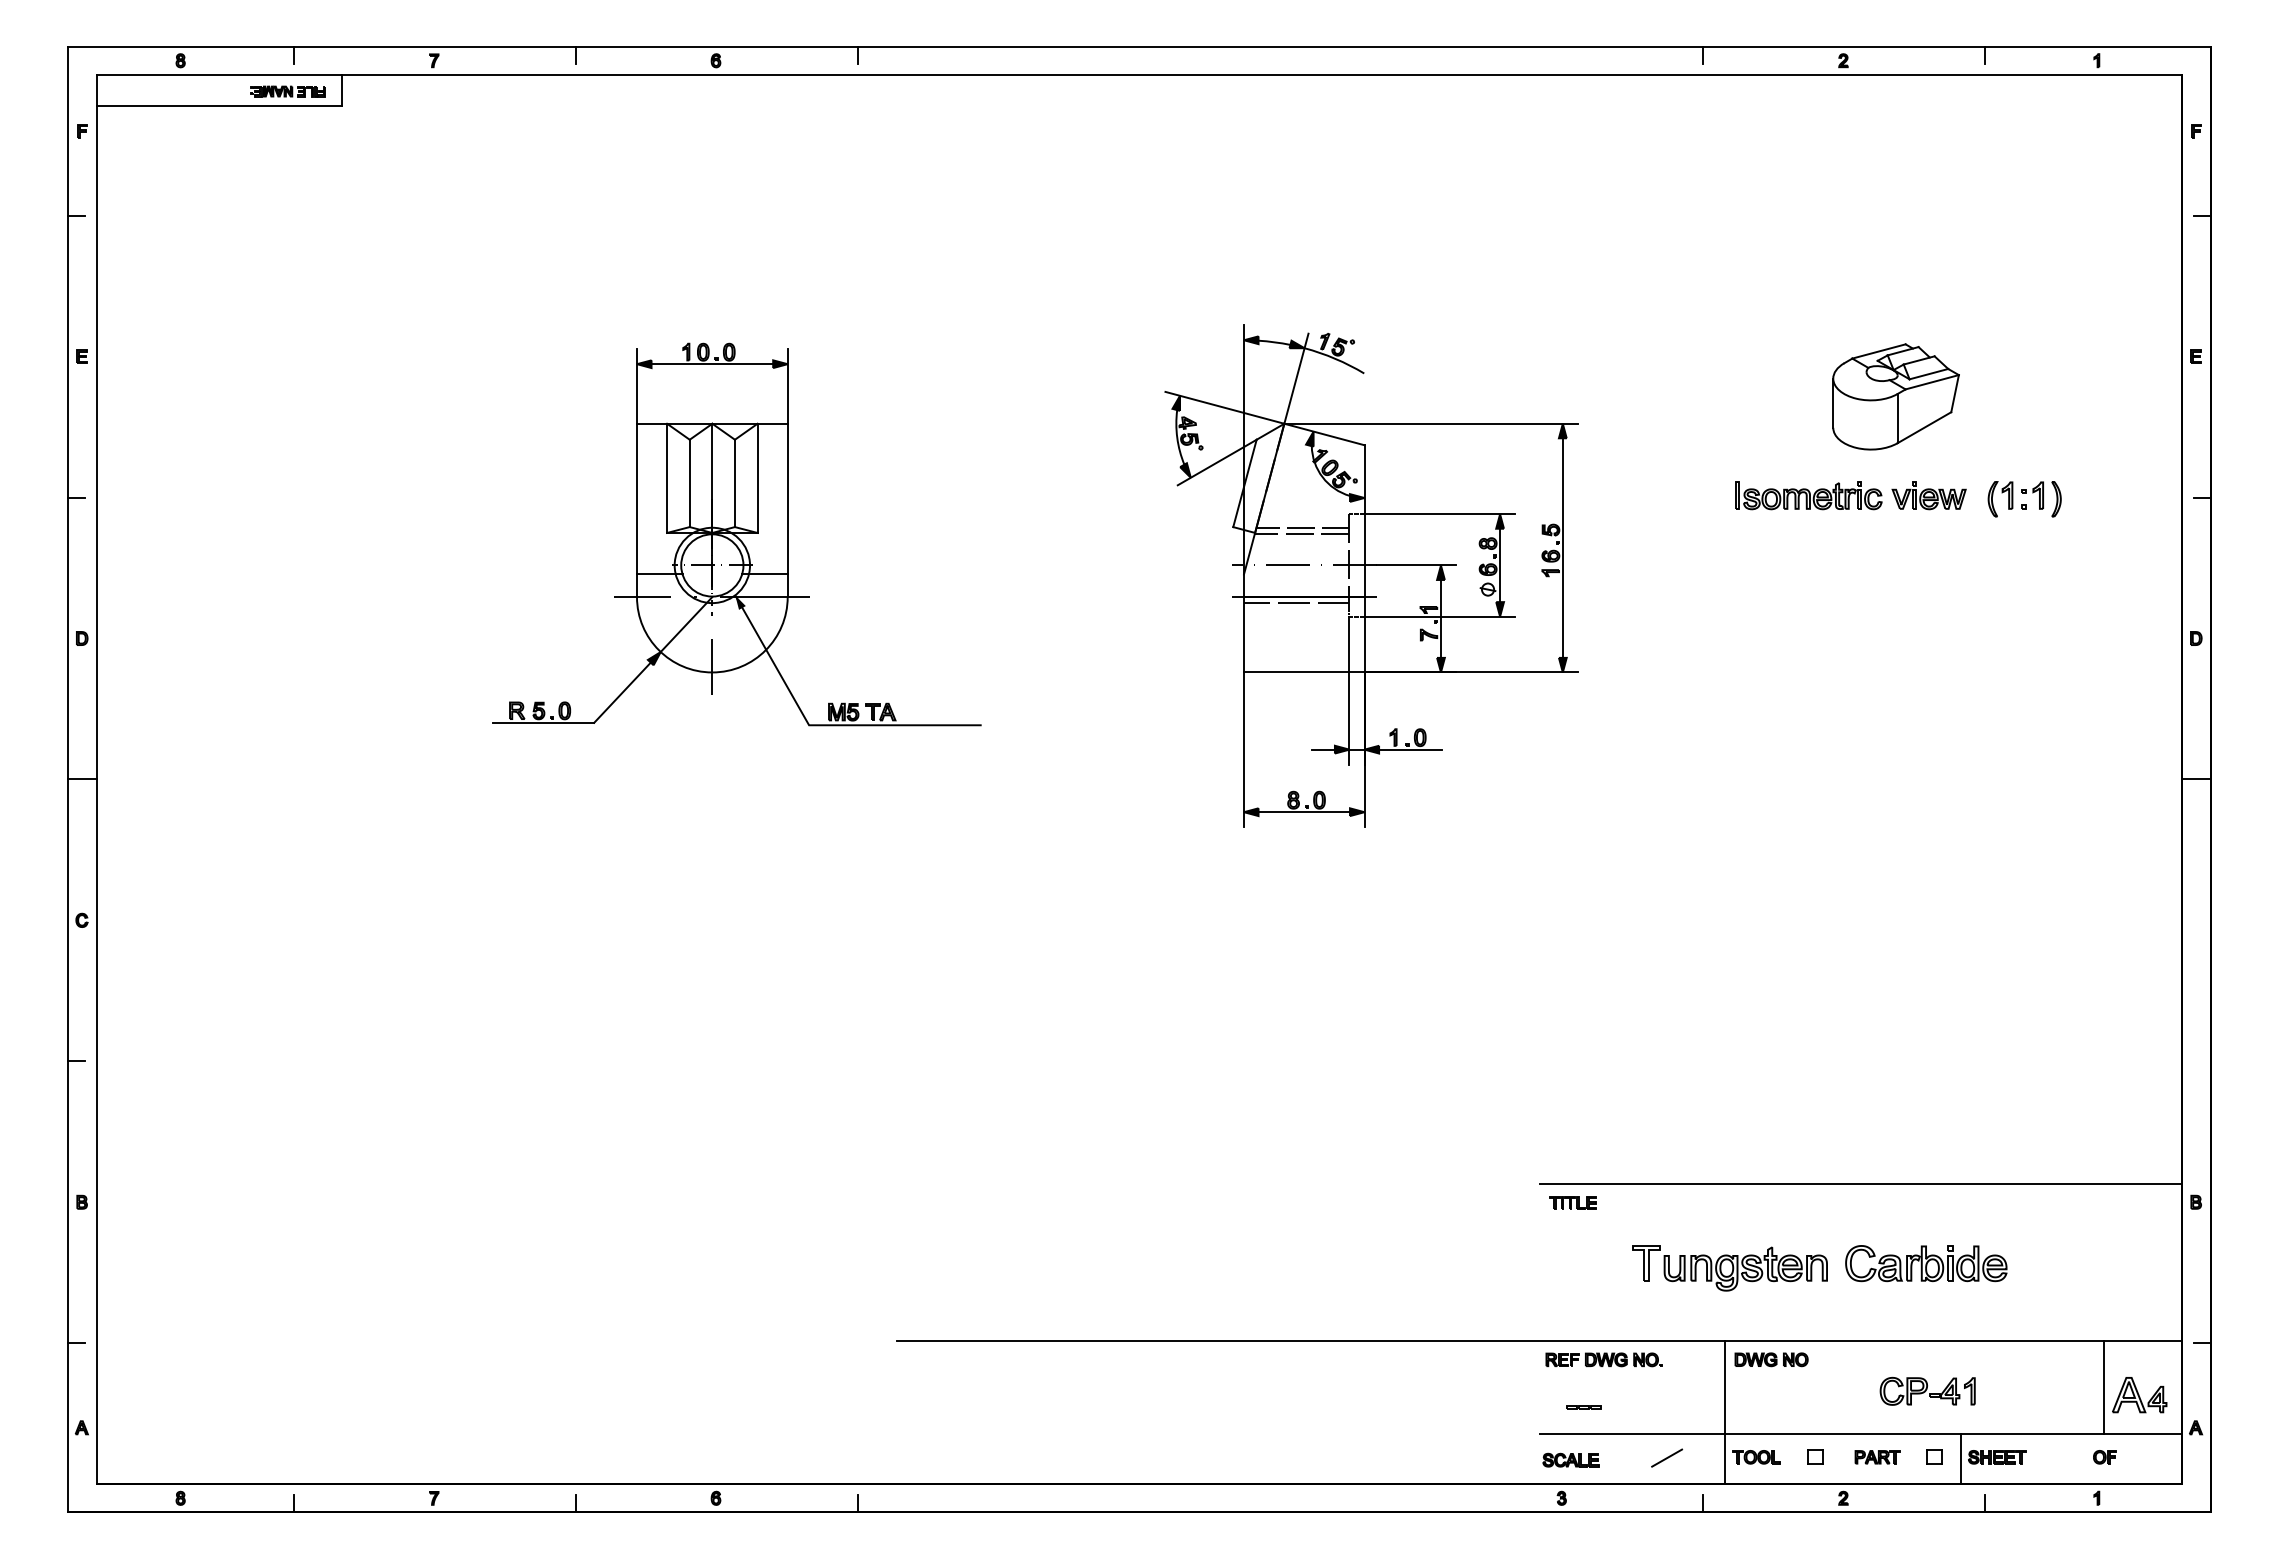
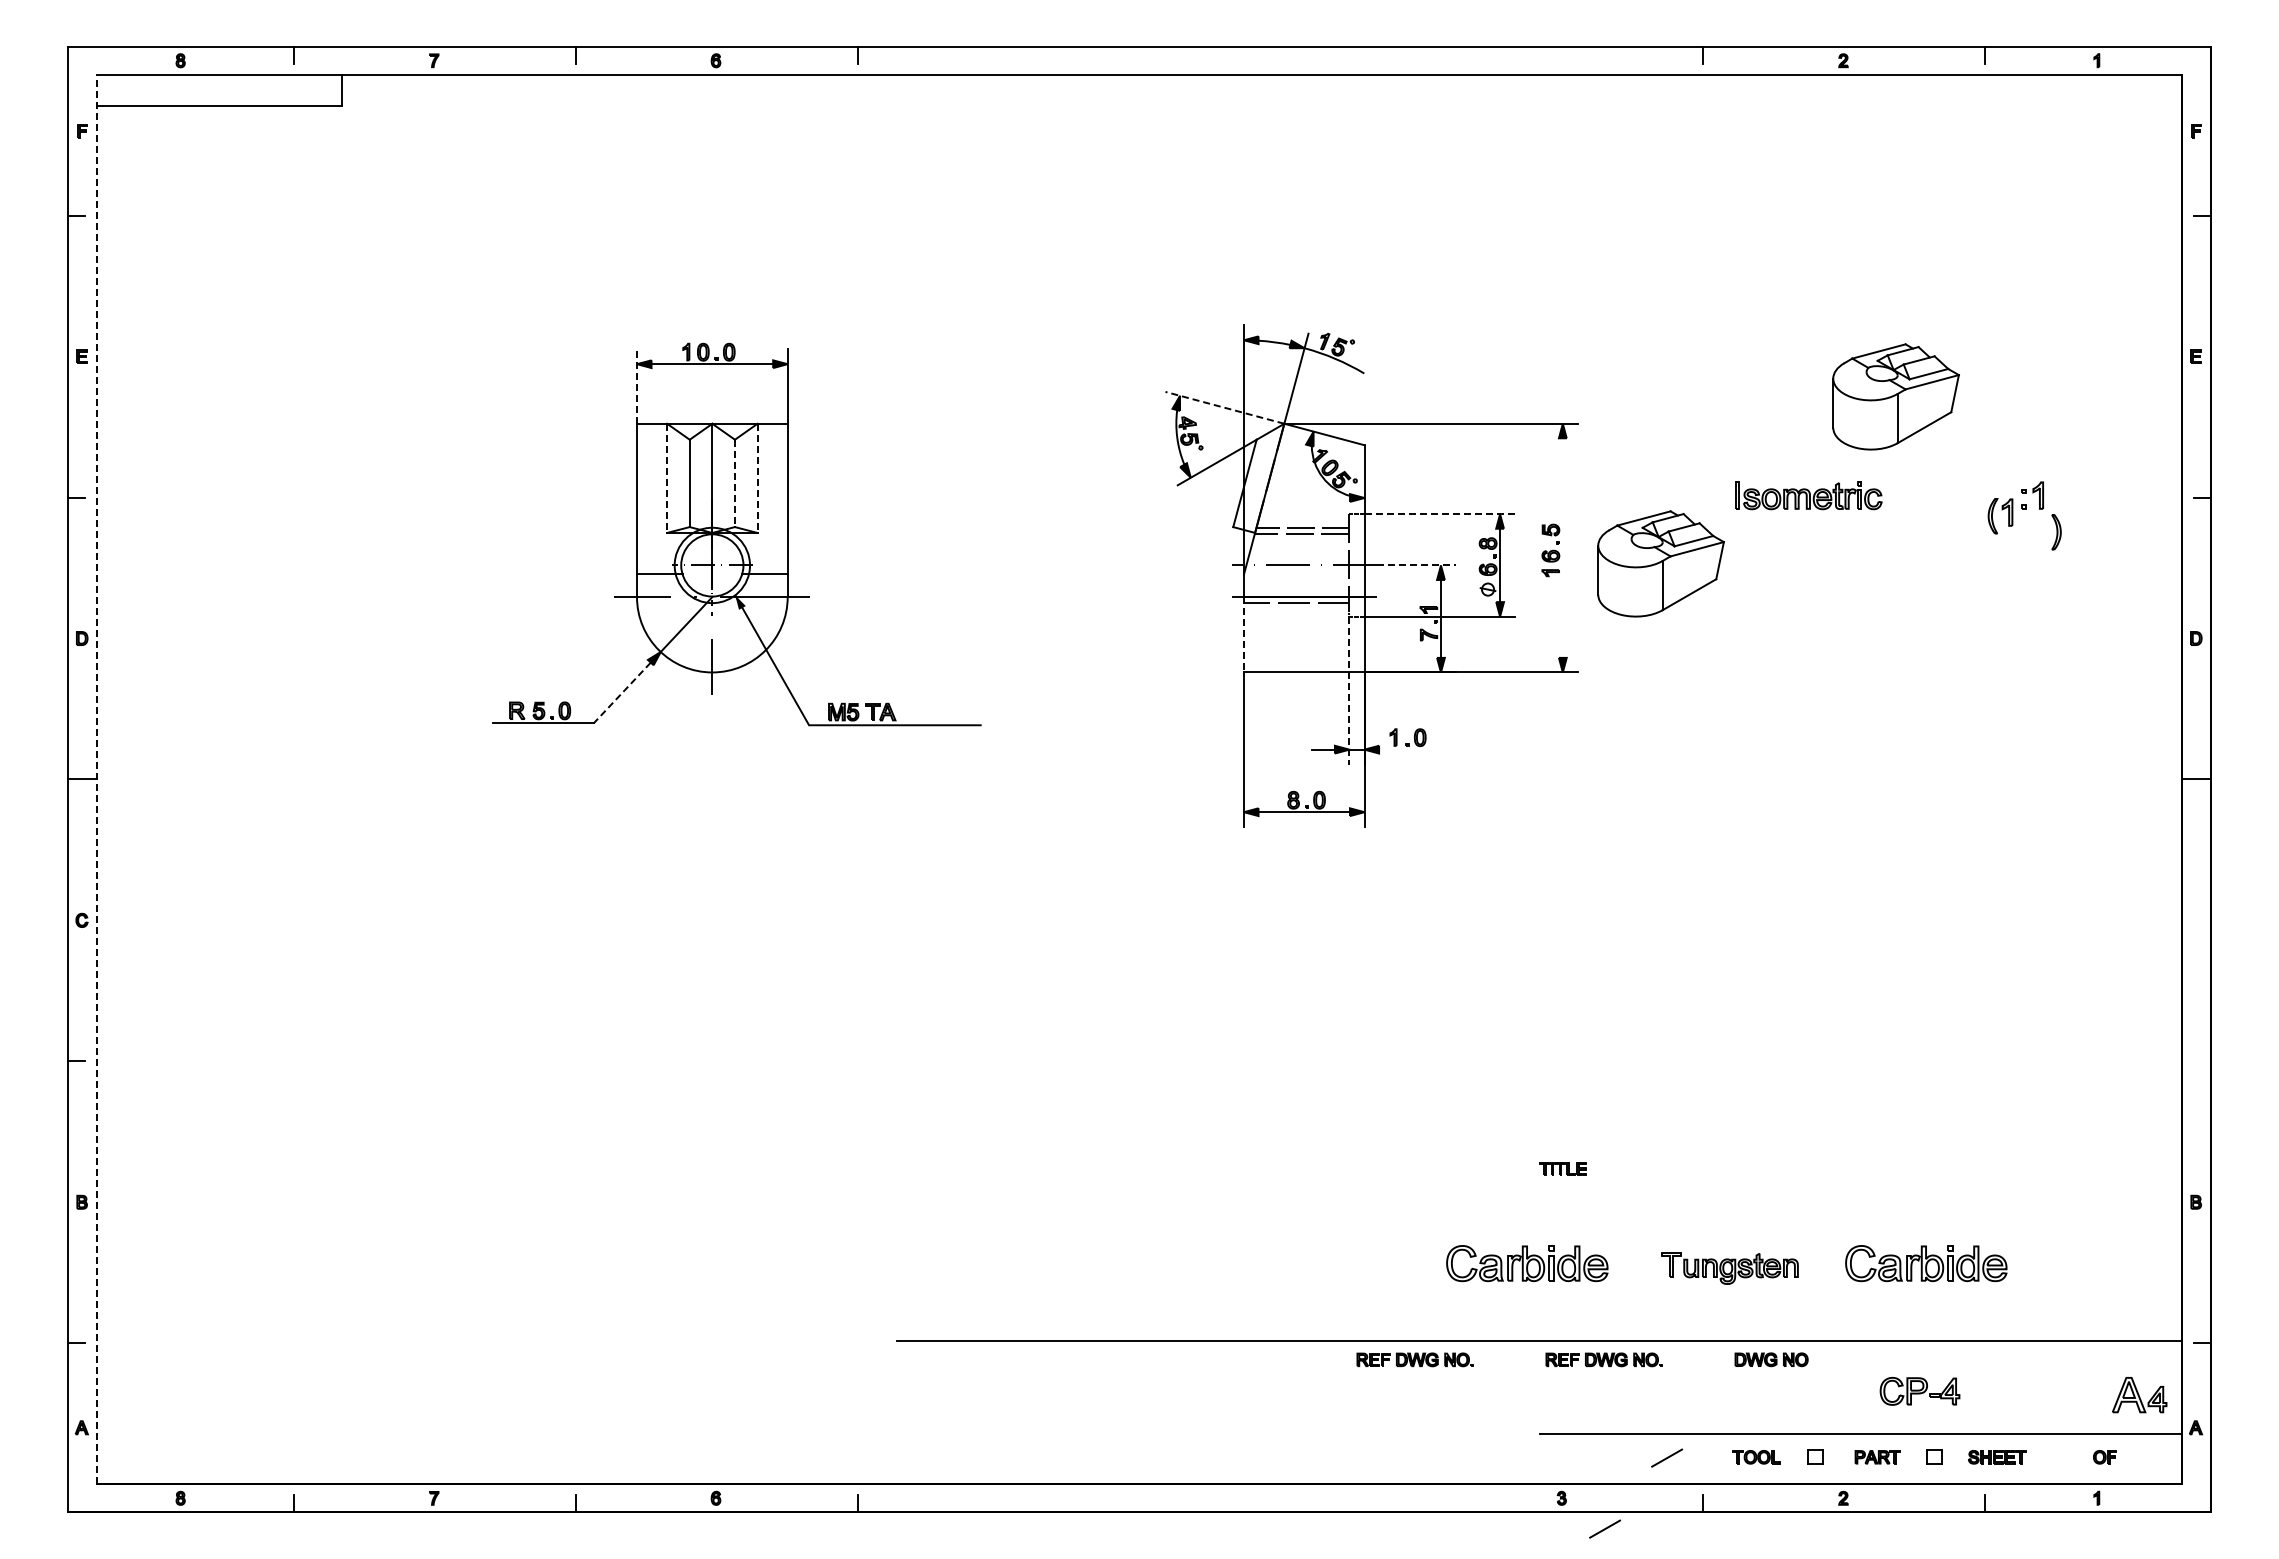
part: present -> none (287, 91)
line: solid -> dashed (637, 385)
line: solid -> dashed (1224, 407)
line: solid -> dashed (667, 478)
line: solid -> dashed (757, 478)
line: solid -> dashed (734, 483)
part position: (2001, 493) -> (2001, 510) (2001, 510)
part: present -> none (1928, 495)
part position: (2056, 499) -> (2056, 532) (2056, 532)
line: solid -> dashed (1440, 514)
line: present -> none (1562, 547)
part: none -> present (1660, 563)
line: solid -> dashed (1416, 565)
line: solid -> dashed (1243, 634)
line: solid -> dashed (1349, 691)
line: solid -> dashed (622, 693)
line: present -> none (1410, 749)
line: solid -> dashed (96, 779)
line: present -> none (1860, 1184)
part position: (1572, 1202) -> (1562, 1168) (1562, 1168)
part: none -> present (1527, 1263)
part size: 196x47 px -> 138x33 px (1729, 1268)
part: none -> present (1414, 1359)
line: present -> none (2103, 1387)
part: present -> none (1969, 1391)
line: present -> none (1583, 1406)
line: present -> none (1725, 1412)
part: present -> none (1570, 1459)
line: present -> none (1961, 1459)
line: none -> present (1605, 1528)
